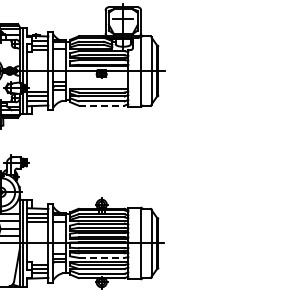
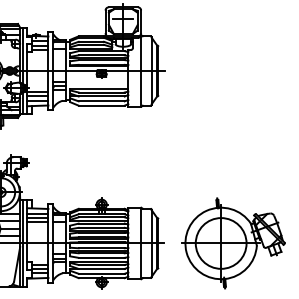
line: dashed -> solid (102, 105)
part: none -> present (233, 243)
line: dashed -> solid (102, 257)
